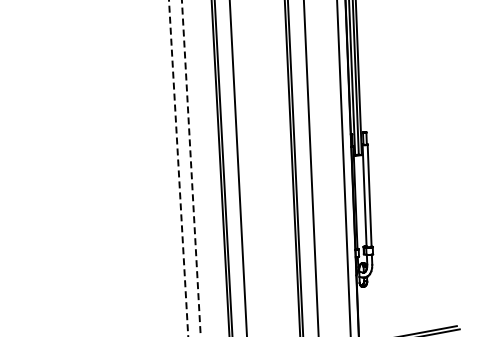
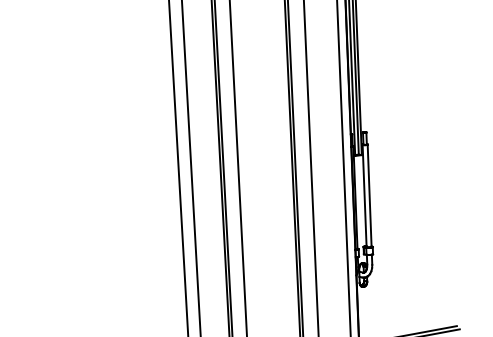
line: dashed -> solid (191, 167)
line: dashed -> solid (178, 169)
